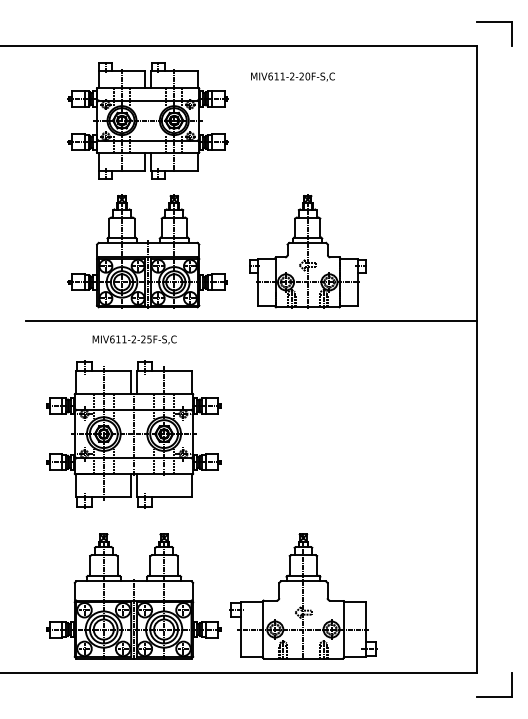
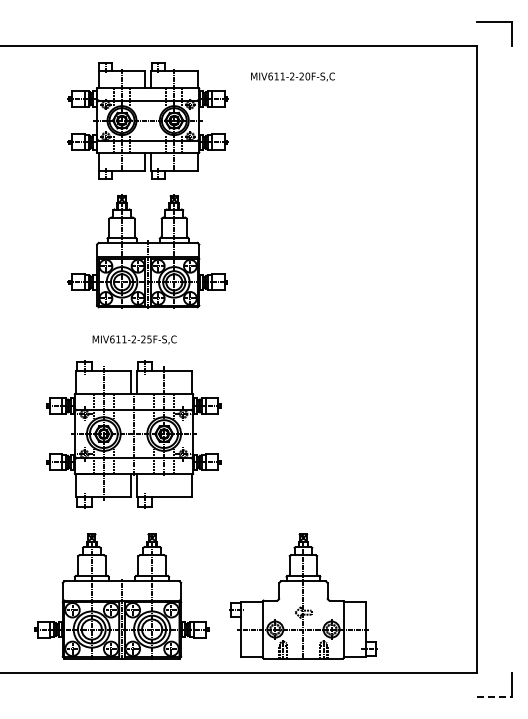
part: present -> none (307, 251)
line: present -> none (250, 320)
part position: (133, 596) -> (121, 596) (121, 596)
line: solid -> dashed (494, 697)
